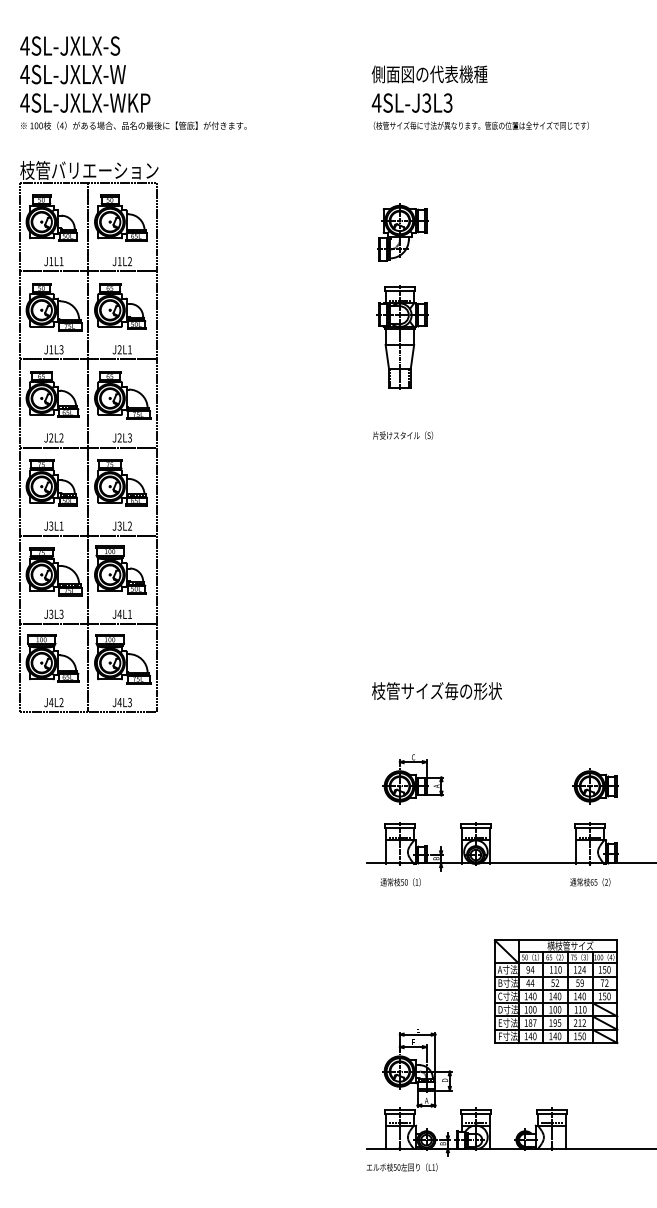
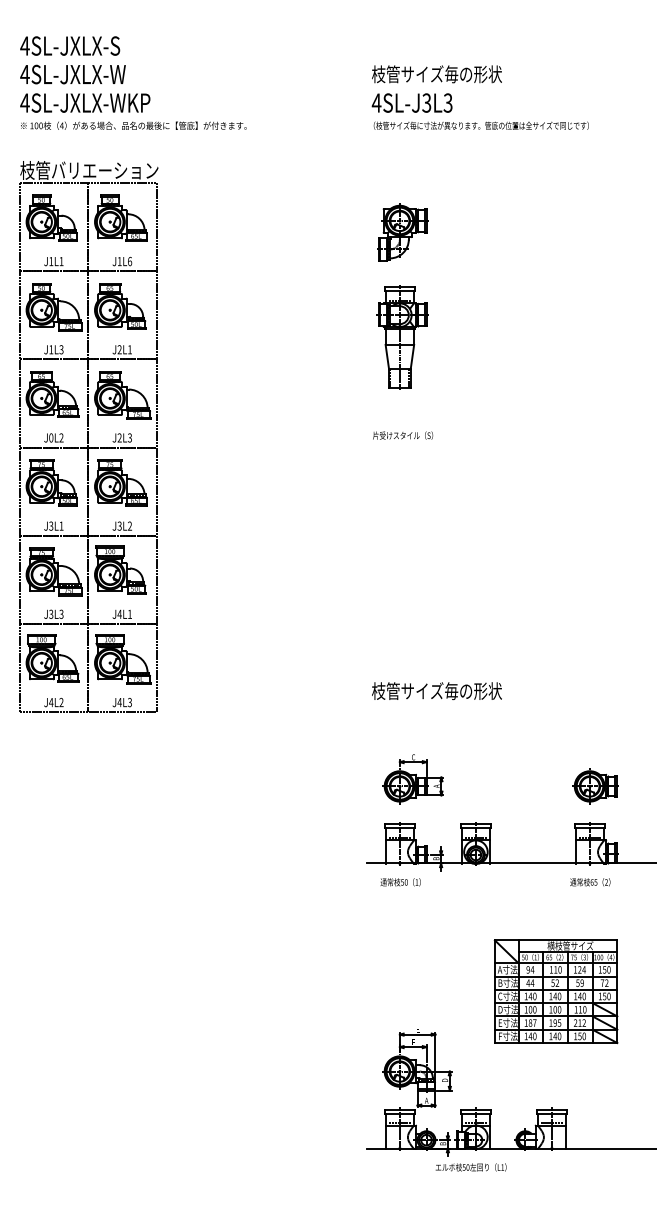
text: 側面図の代表機種 -> 枝管サイズ毎の形状 (436, 74)
text: J1L2 -> J1L6 (129, 261)
text: J2L2 -> J0L2 (51, 437)
text position: (401, 1167) -> (470, 1167) (470, 1167)
